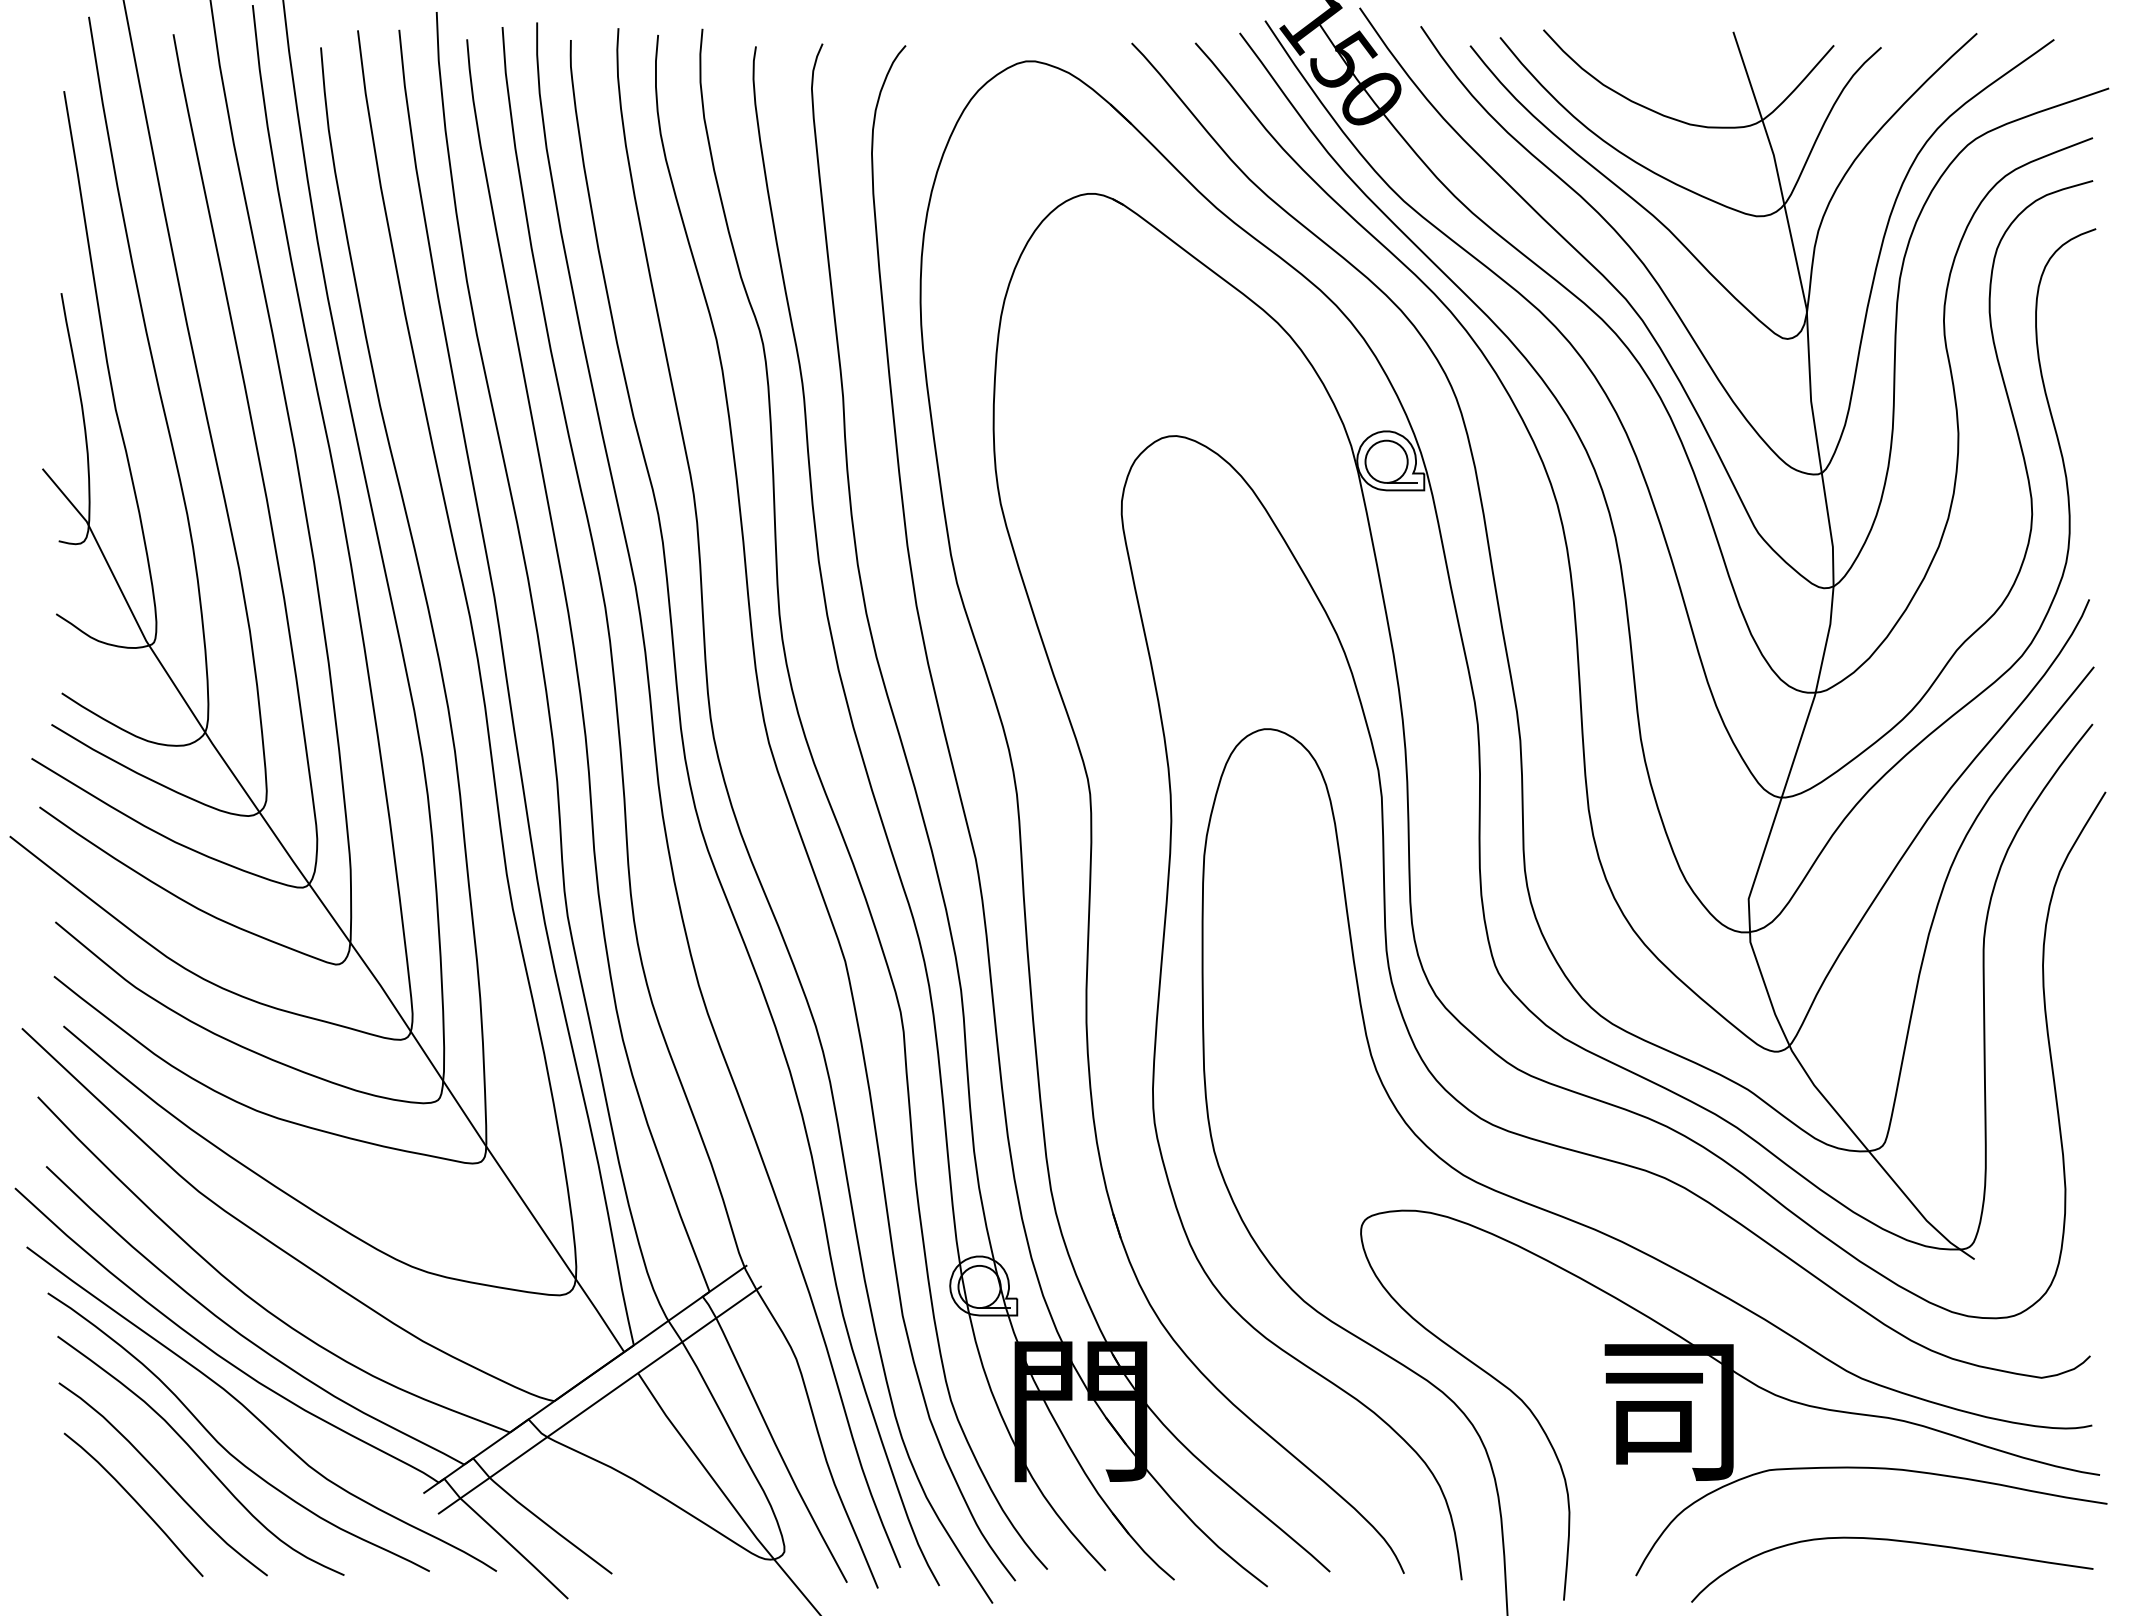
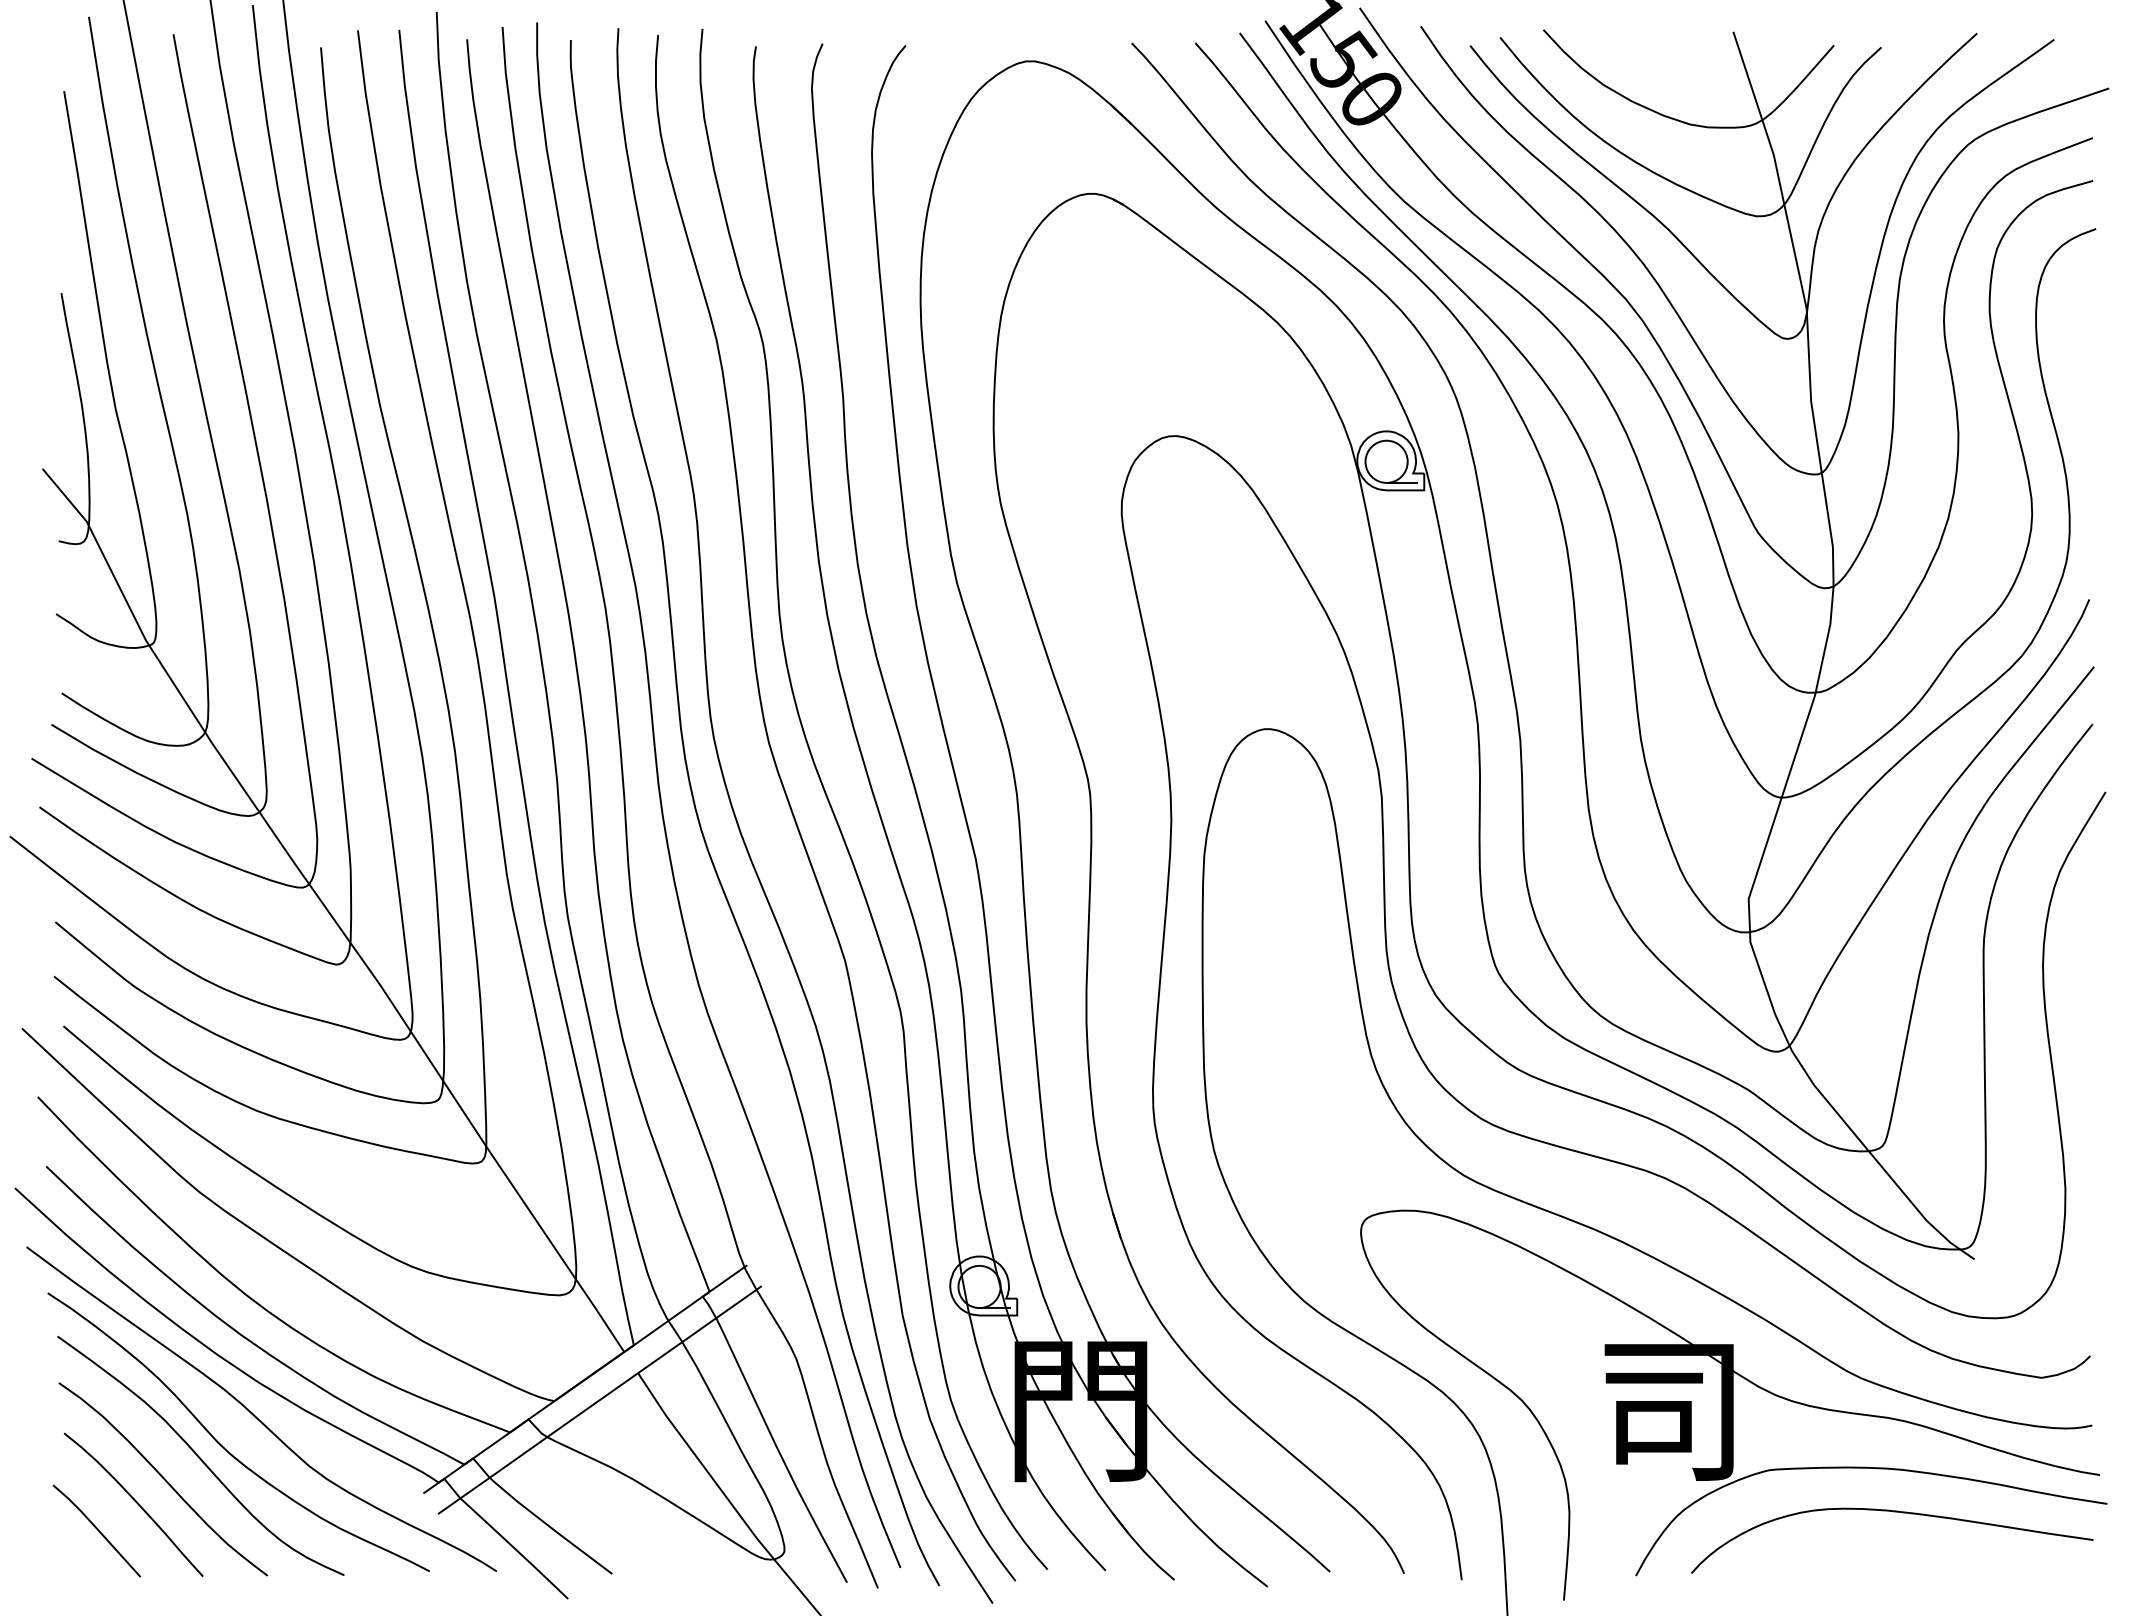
curve: none -> present (96, 1529)
curve position: (1893, 1541) -> (1893, 1512) (1893, 1512)
